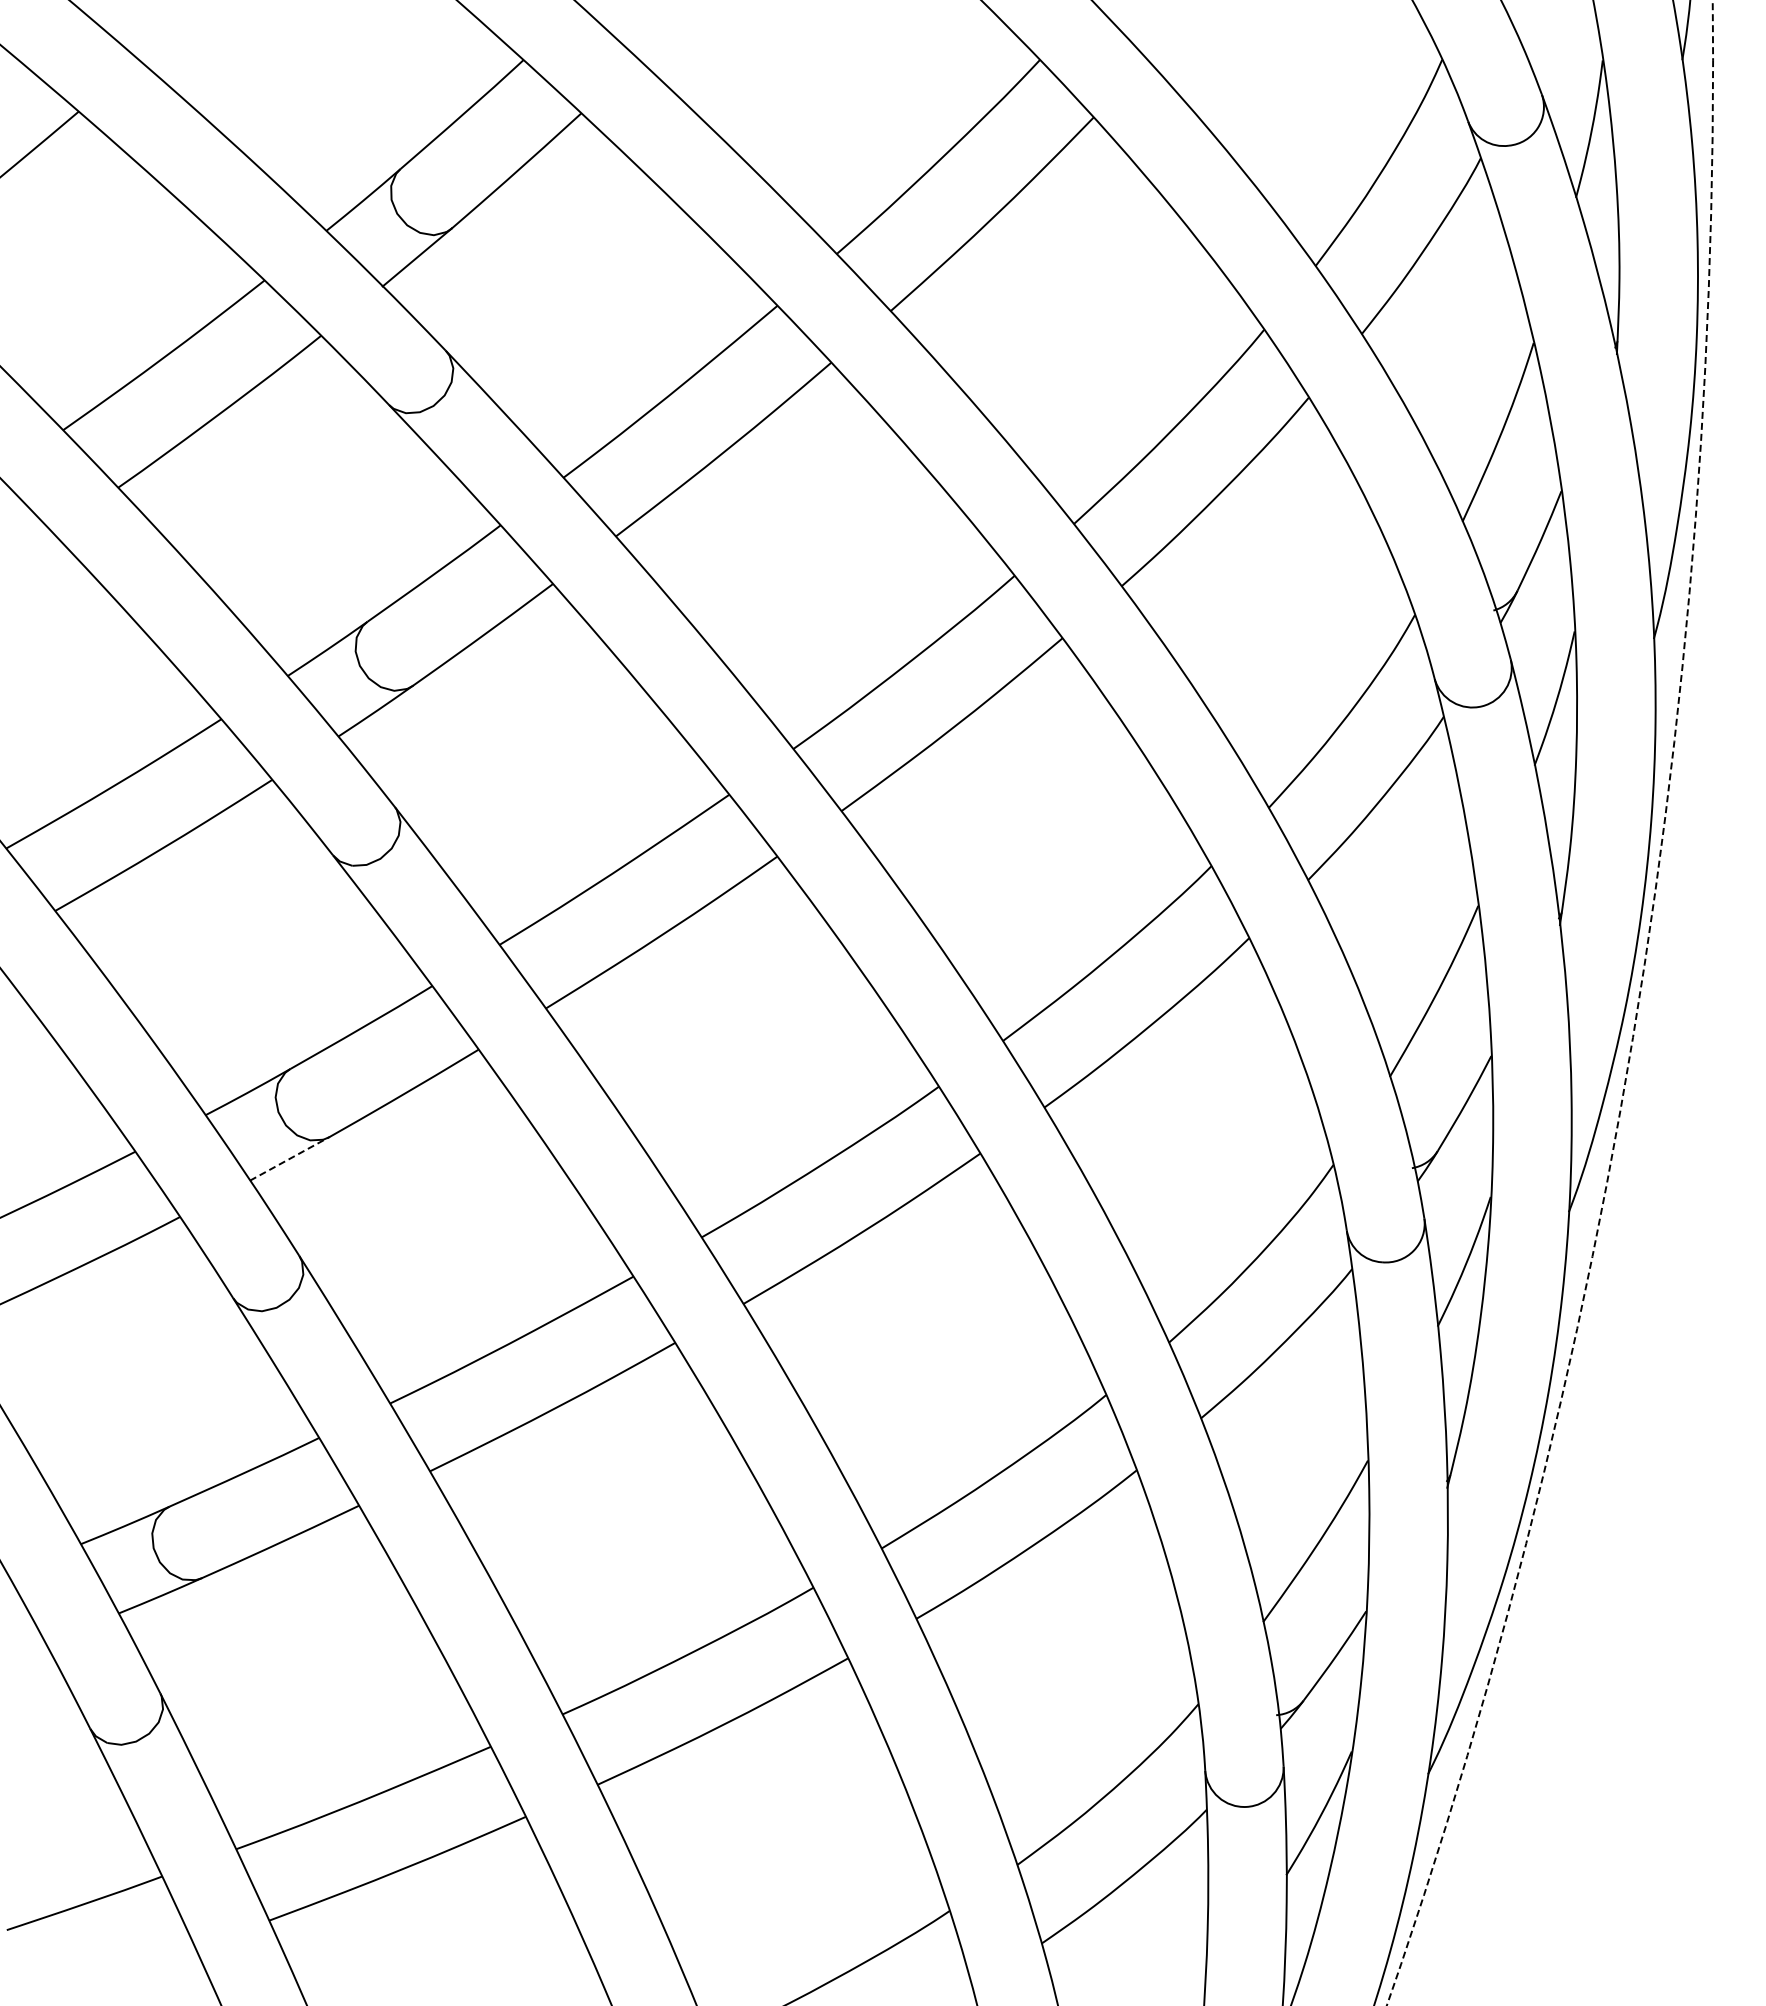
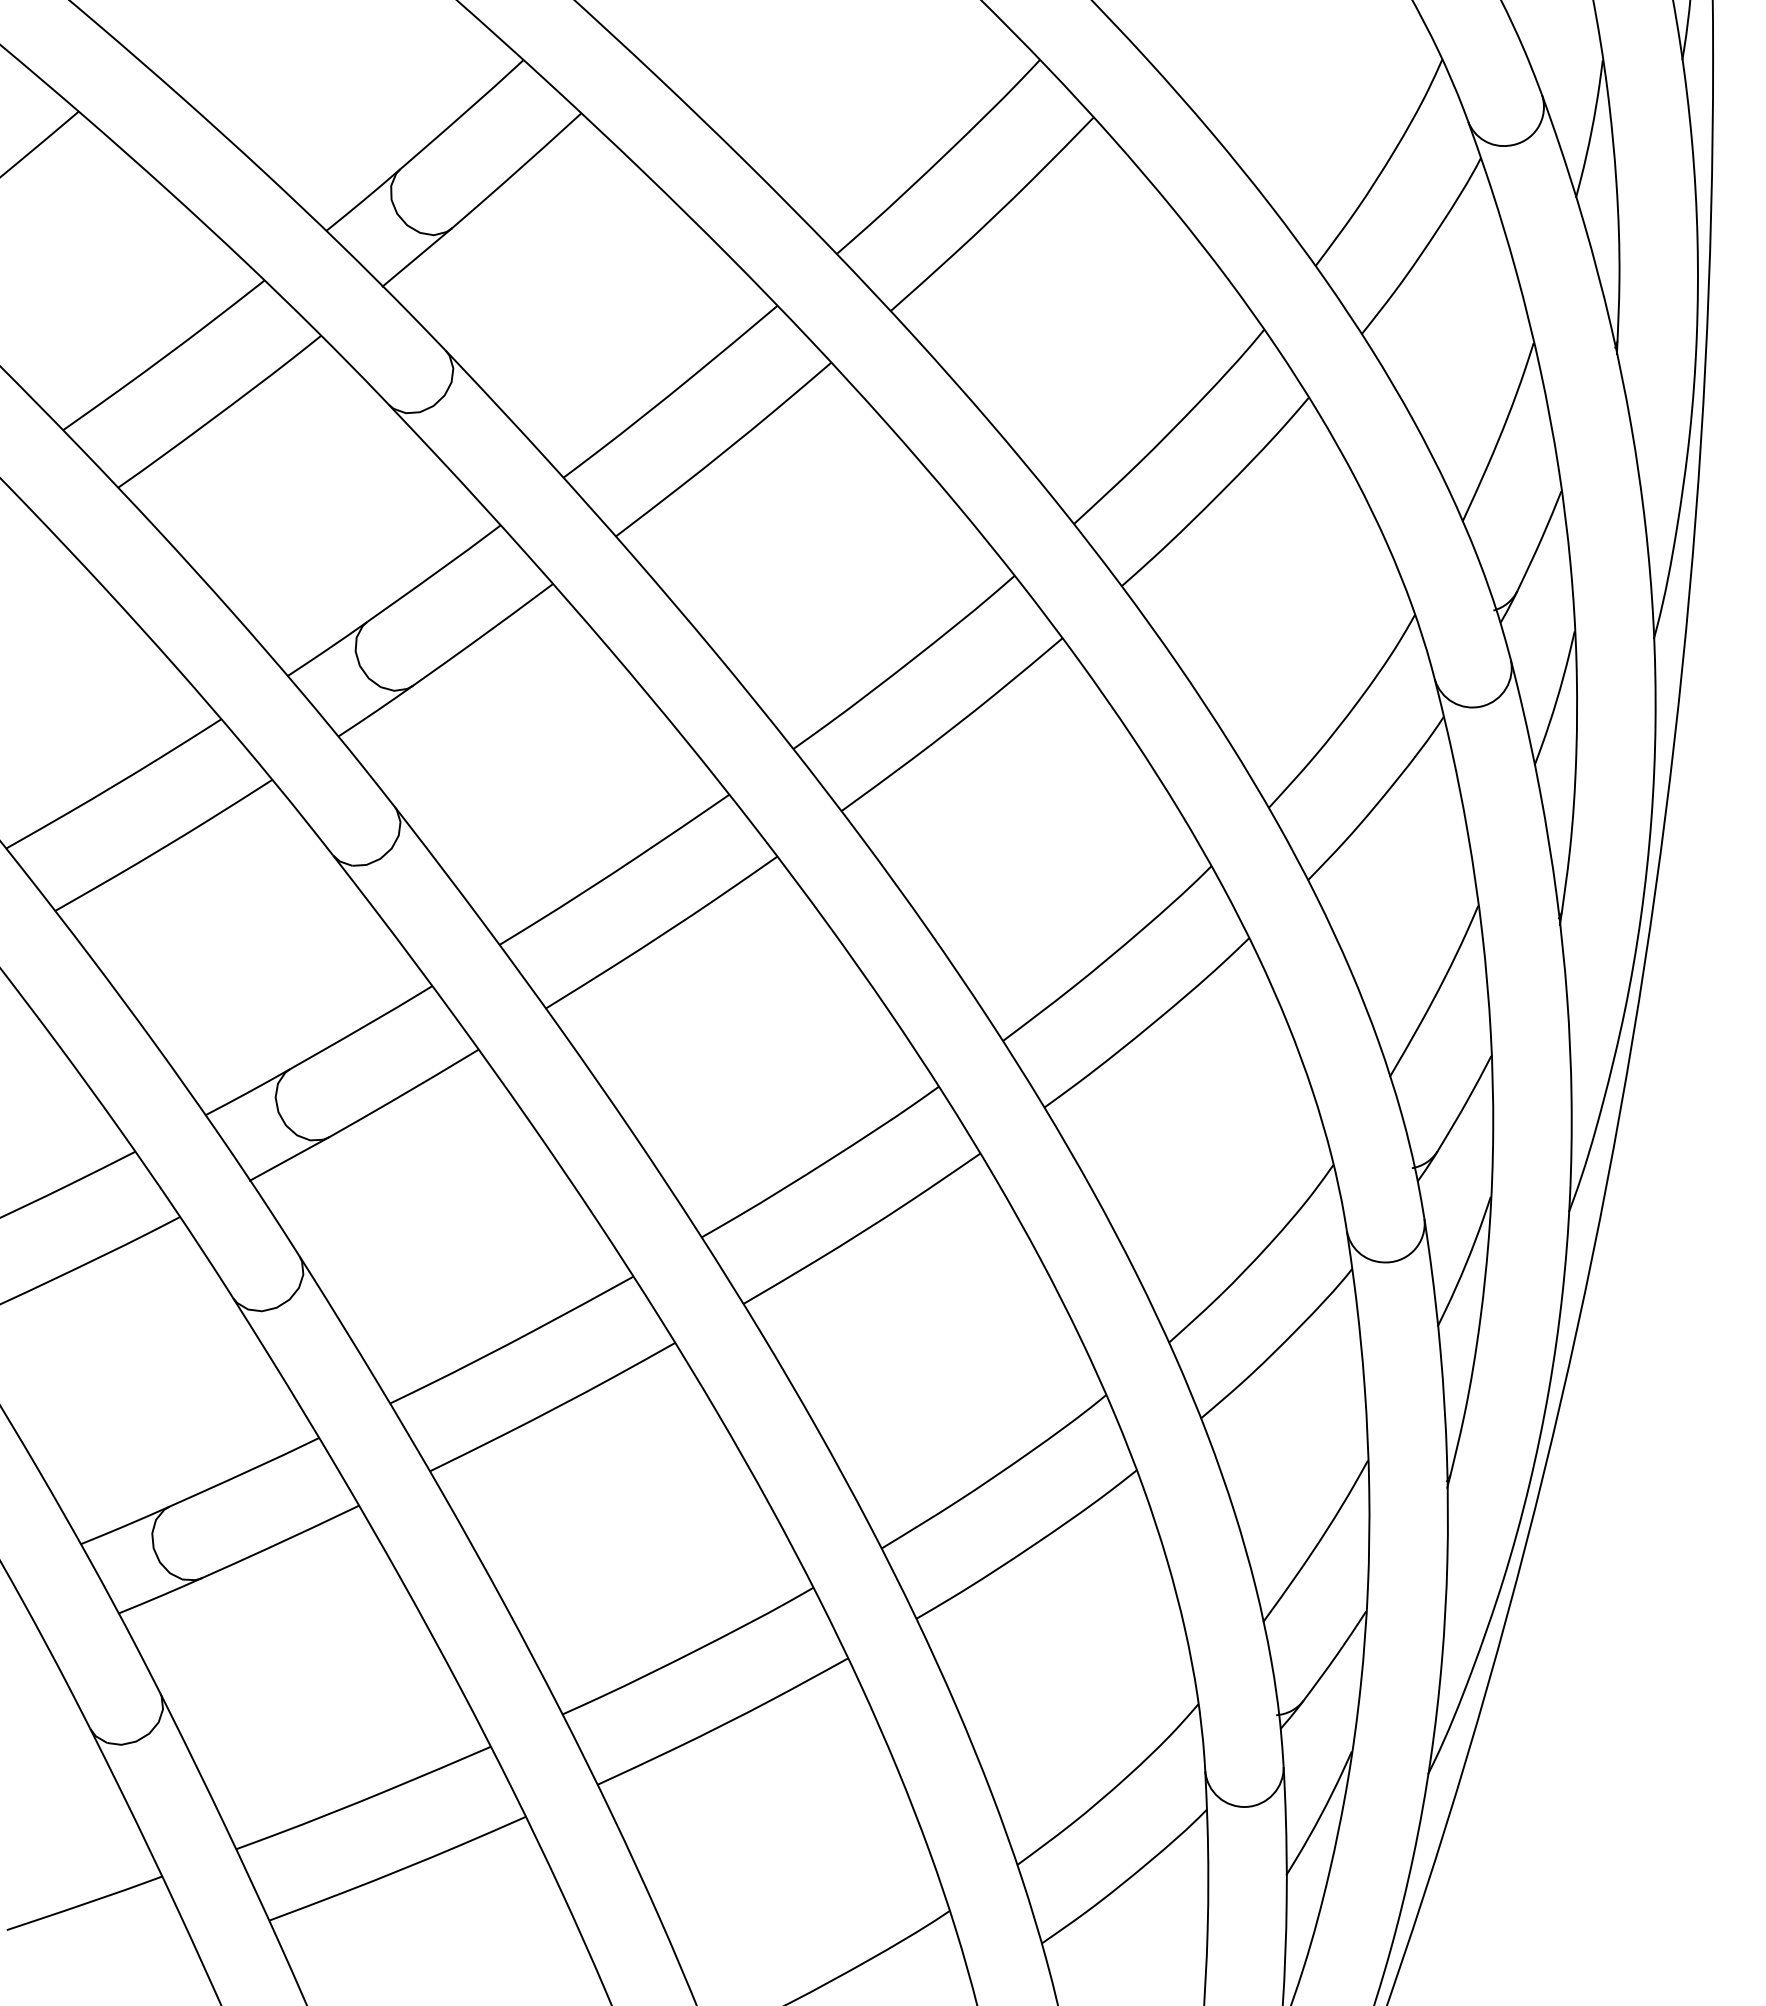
circle: dashed -> solid (1549, 1002)
line: dashed -> solid (289, 1158)
